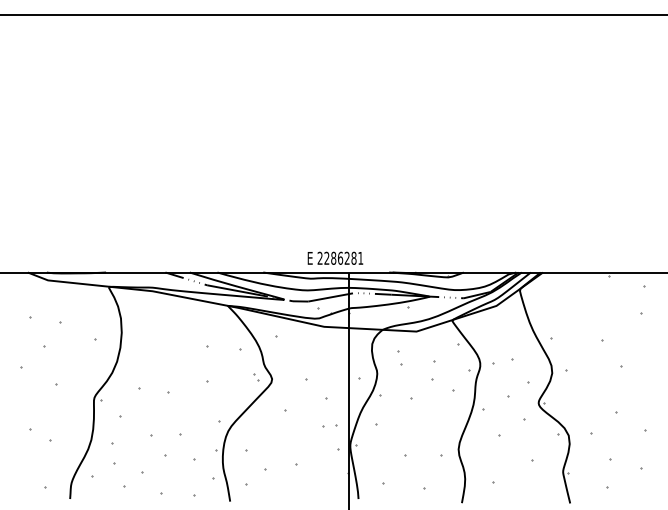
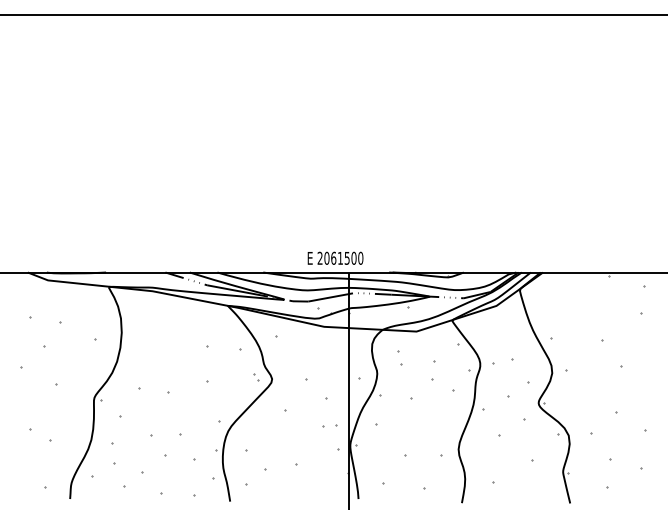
text: 2286281 -> 2061500 (343, 257)
